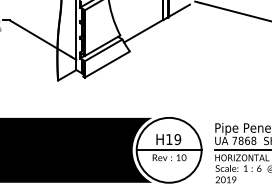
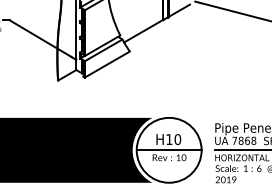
text: H19 -> H10 (177, 139)
